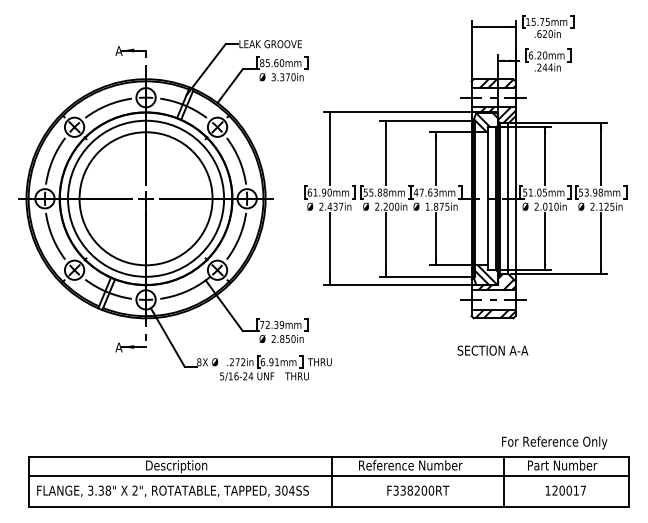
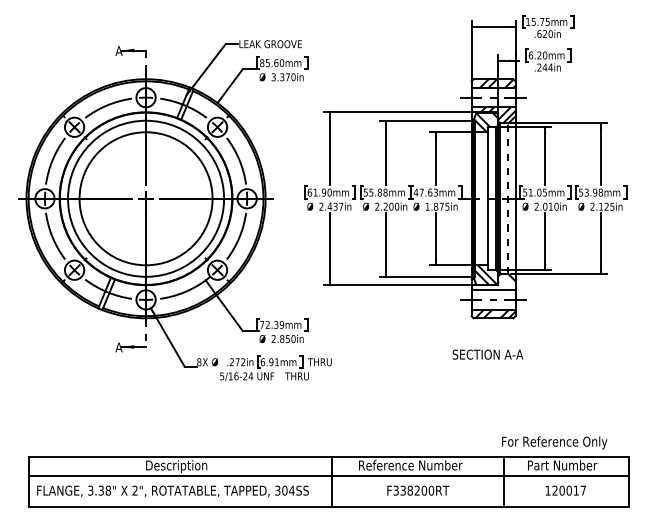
line: solid -> dashed (508, 198)
hatch: present -> none (496, 282)
text position: (492, 350) -> (487, 354) (487, 354)
